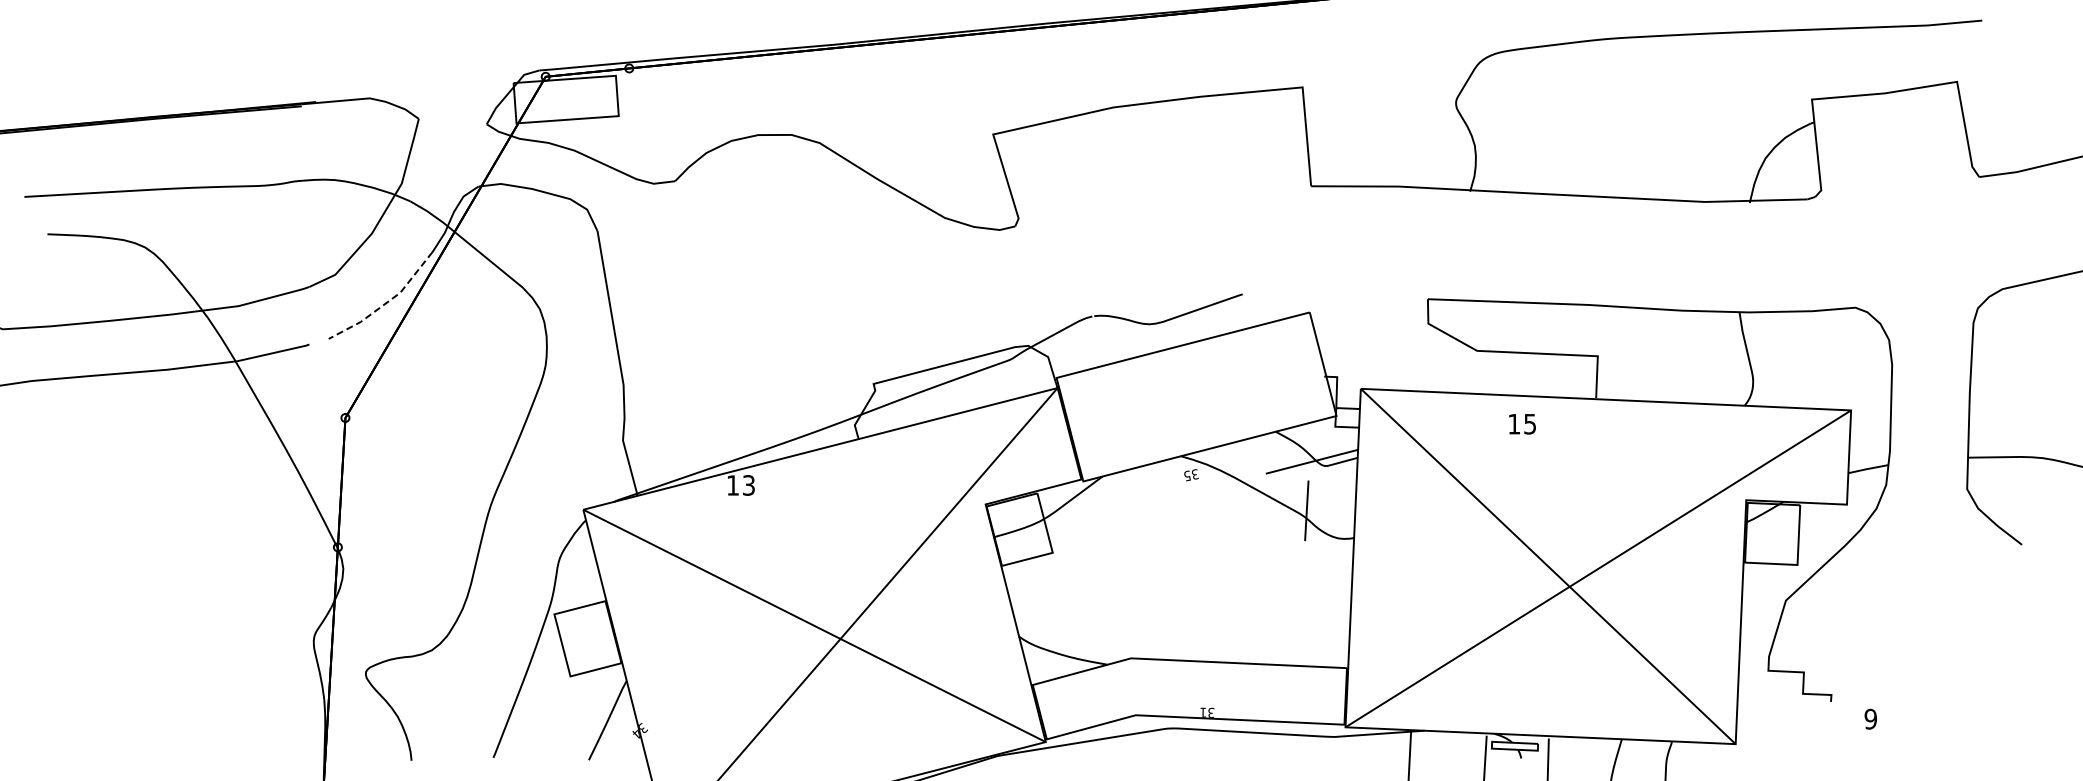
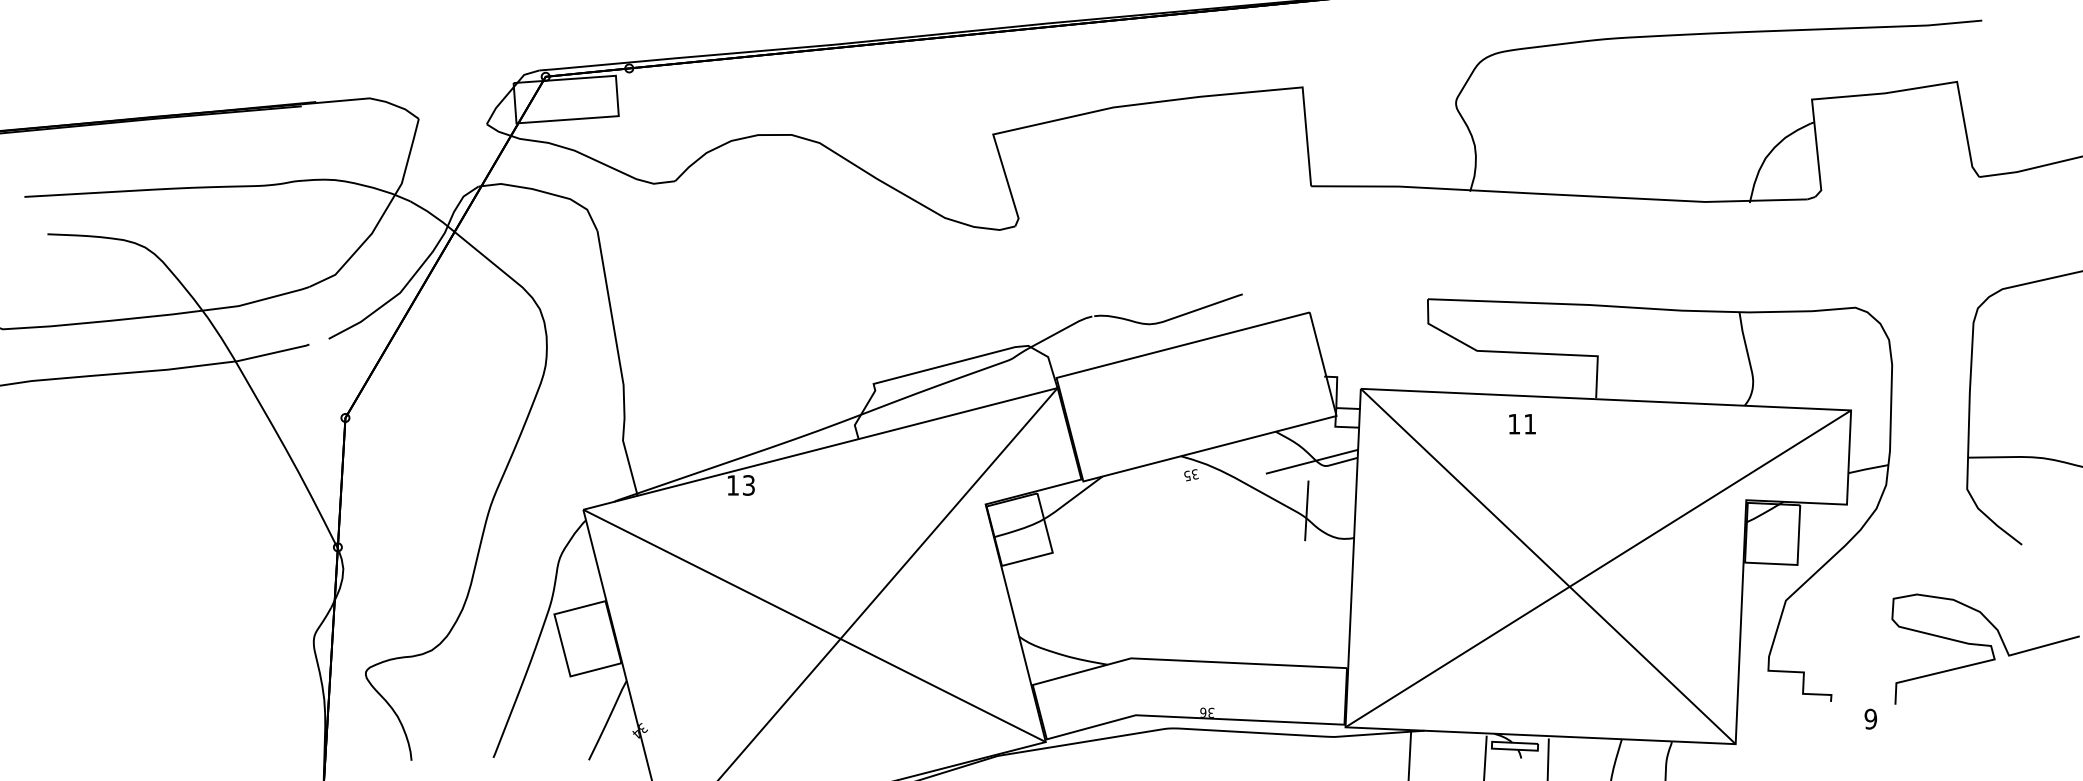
line: dashed -> solid (386, 303)
text: 15 -> 11 (1529, 424)
curve: none -> present (1985, 646)
text: 31 -> 36 (1203, 712)
